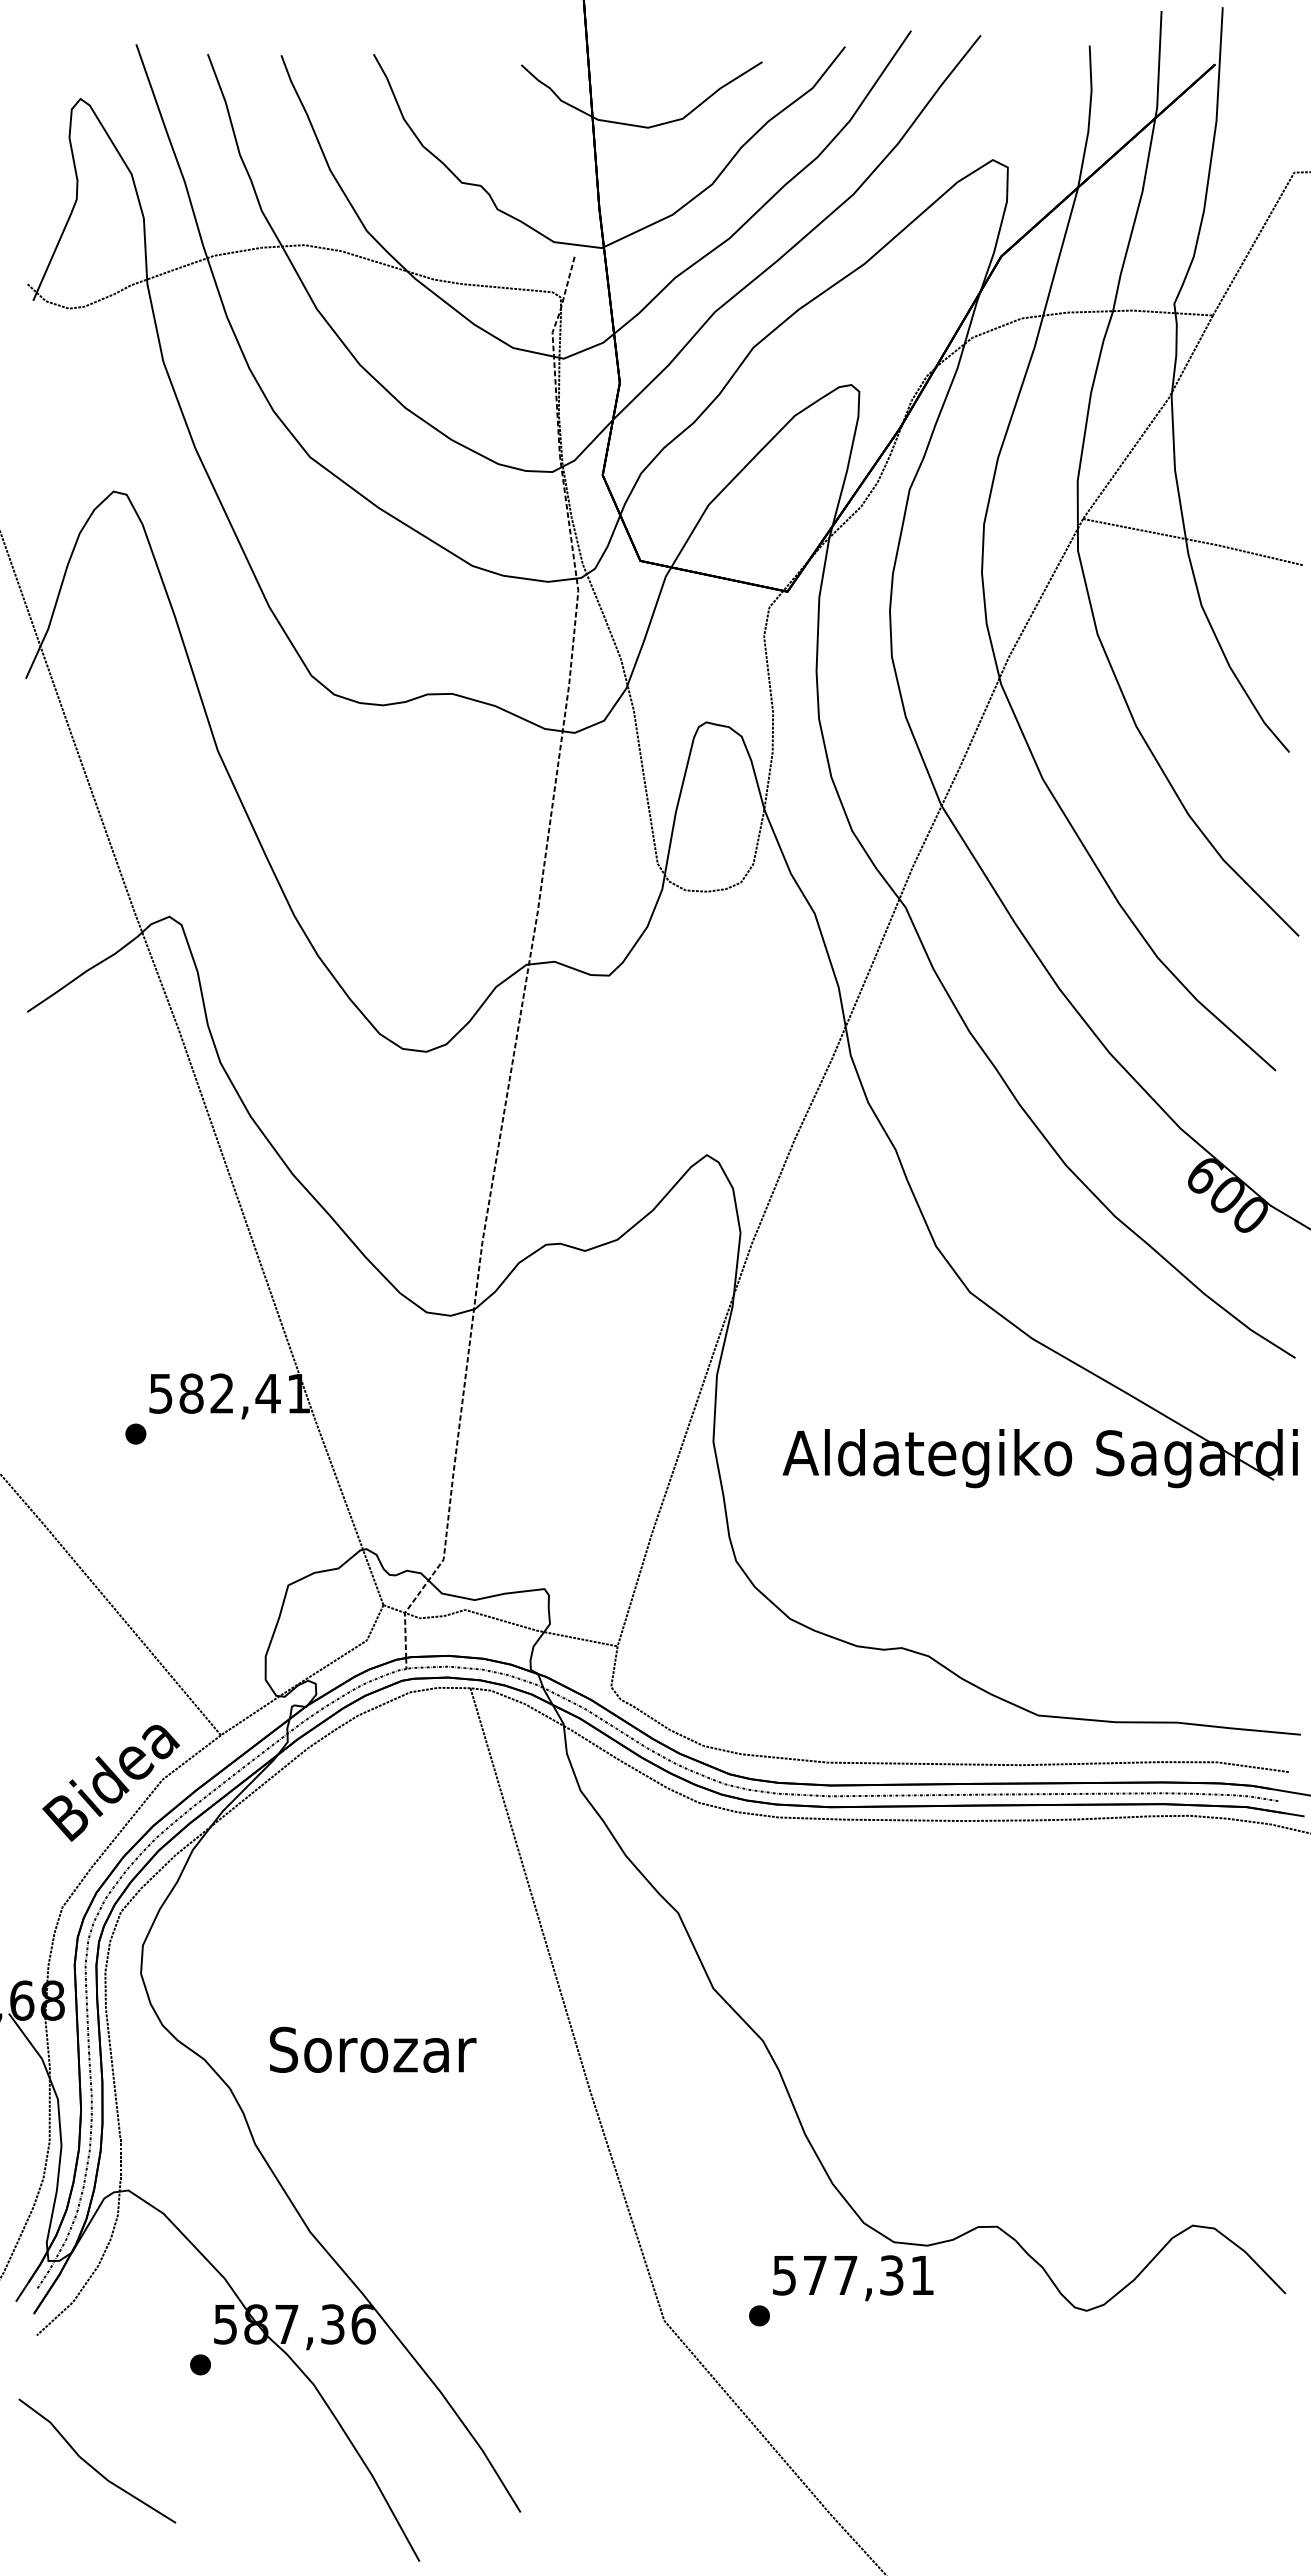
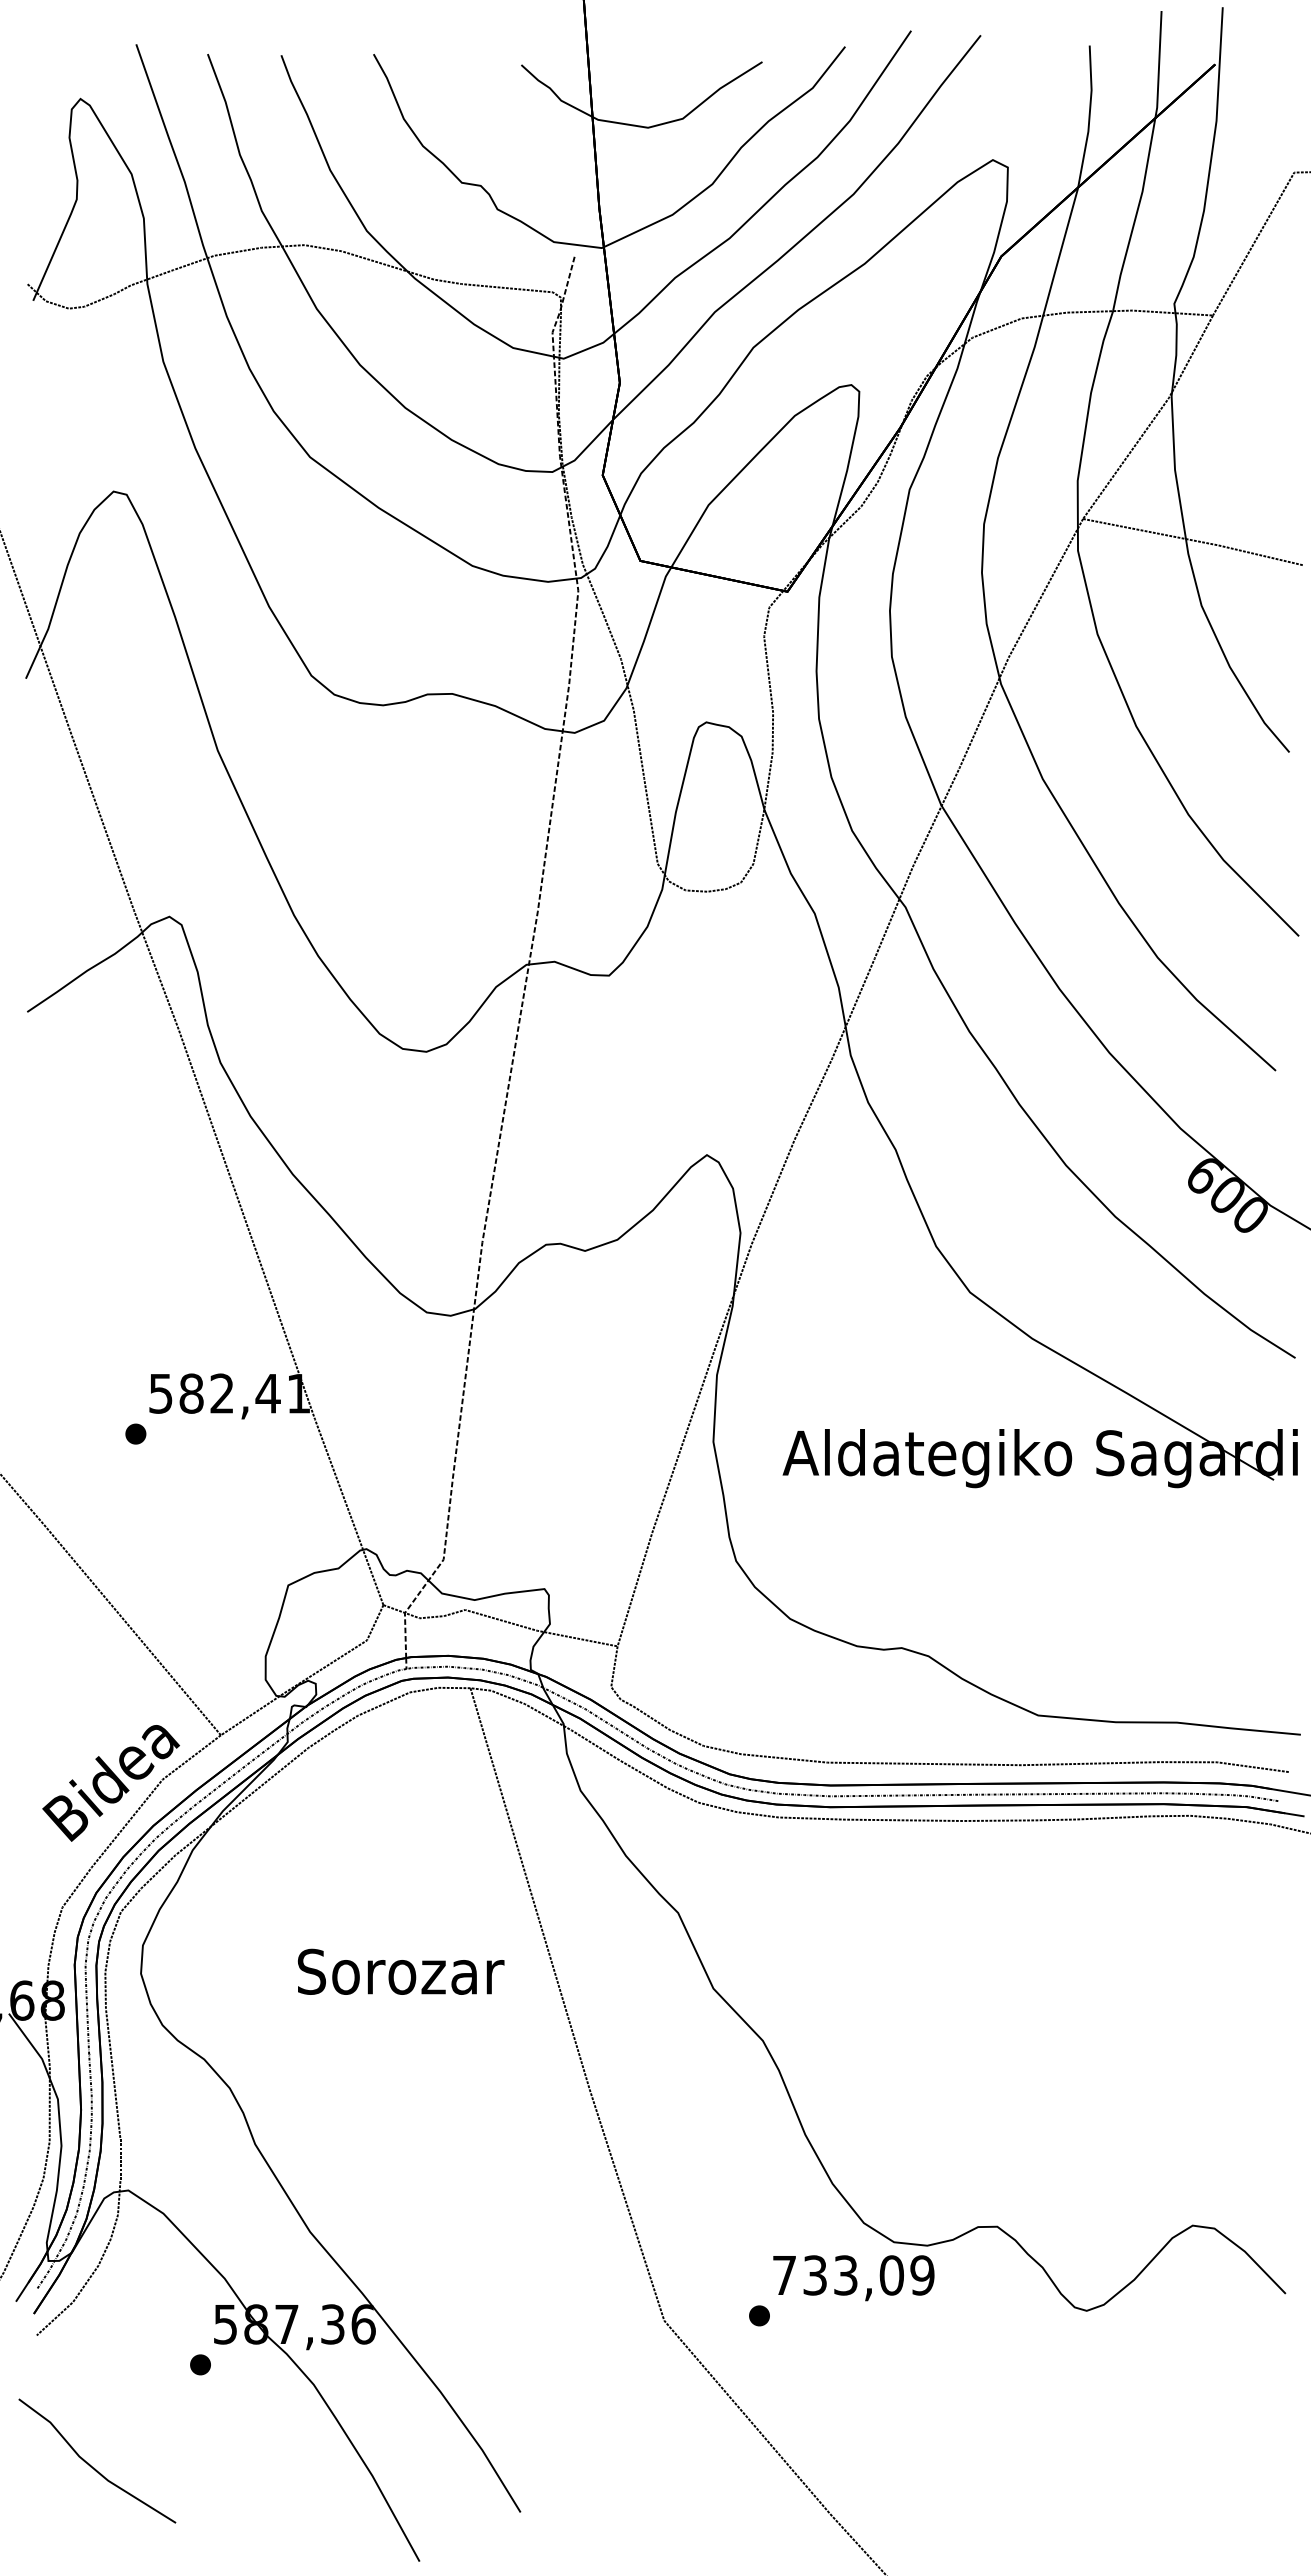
text position: (372, 2049) -> (400, 1971) (400, 1971)
text: 577,31 -> 733,09 (853, 2275)
